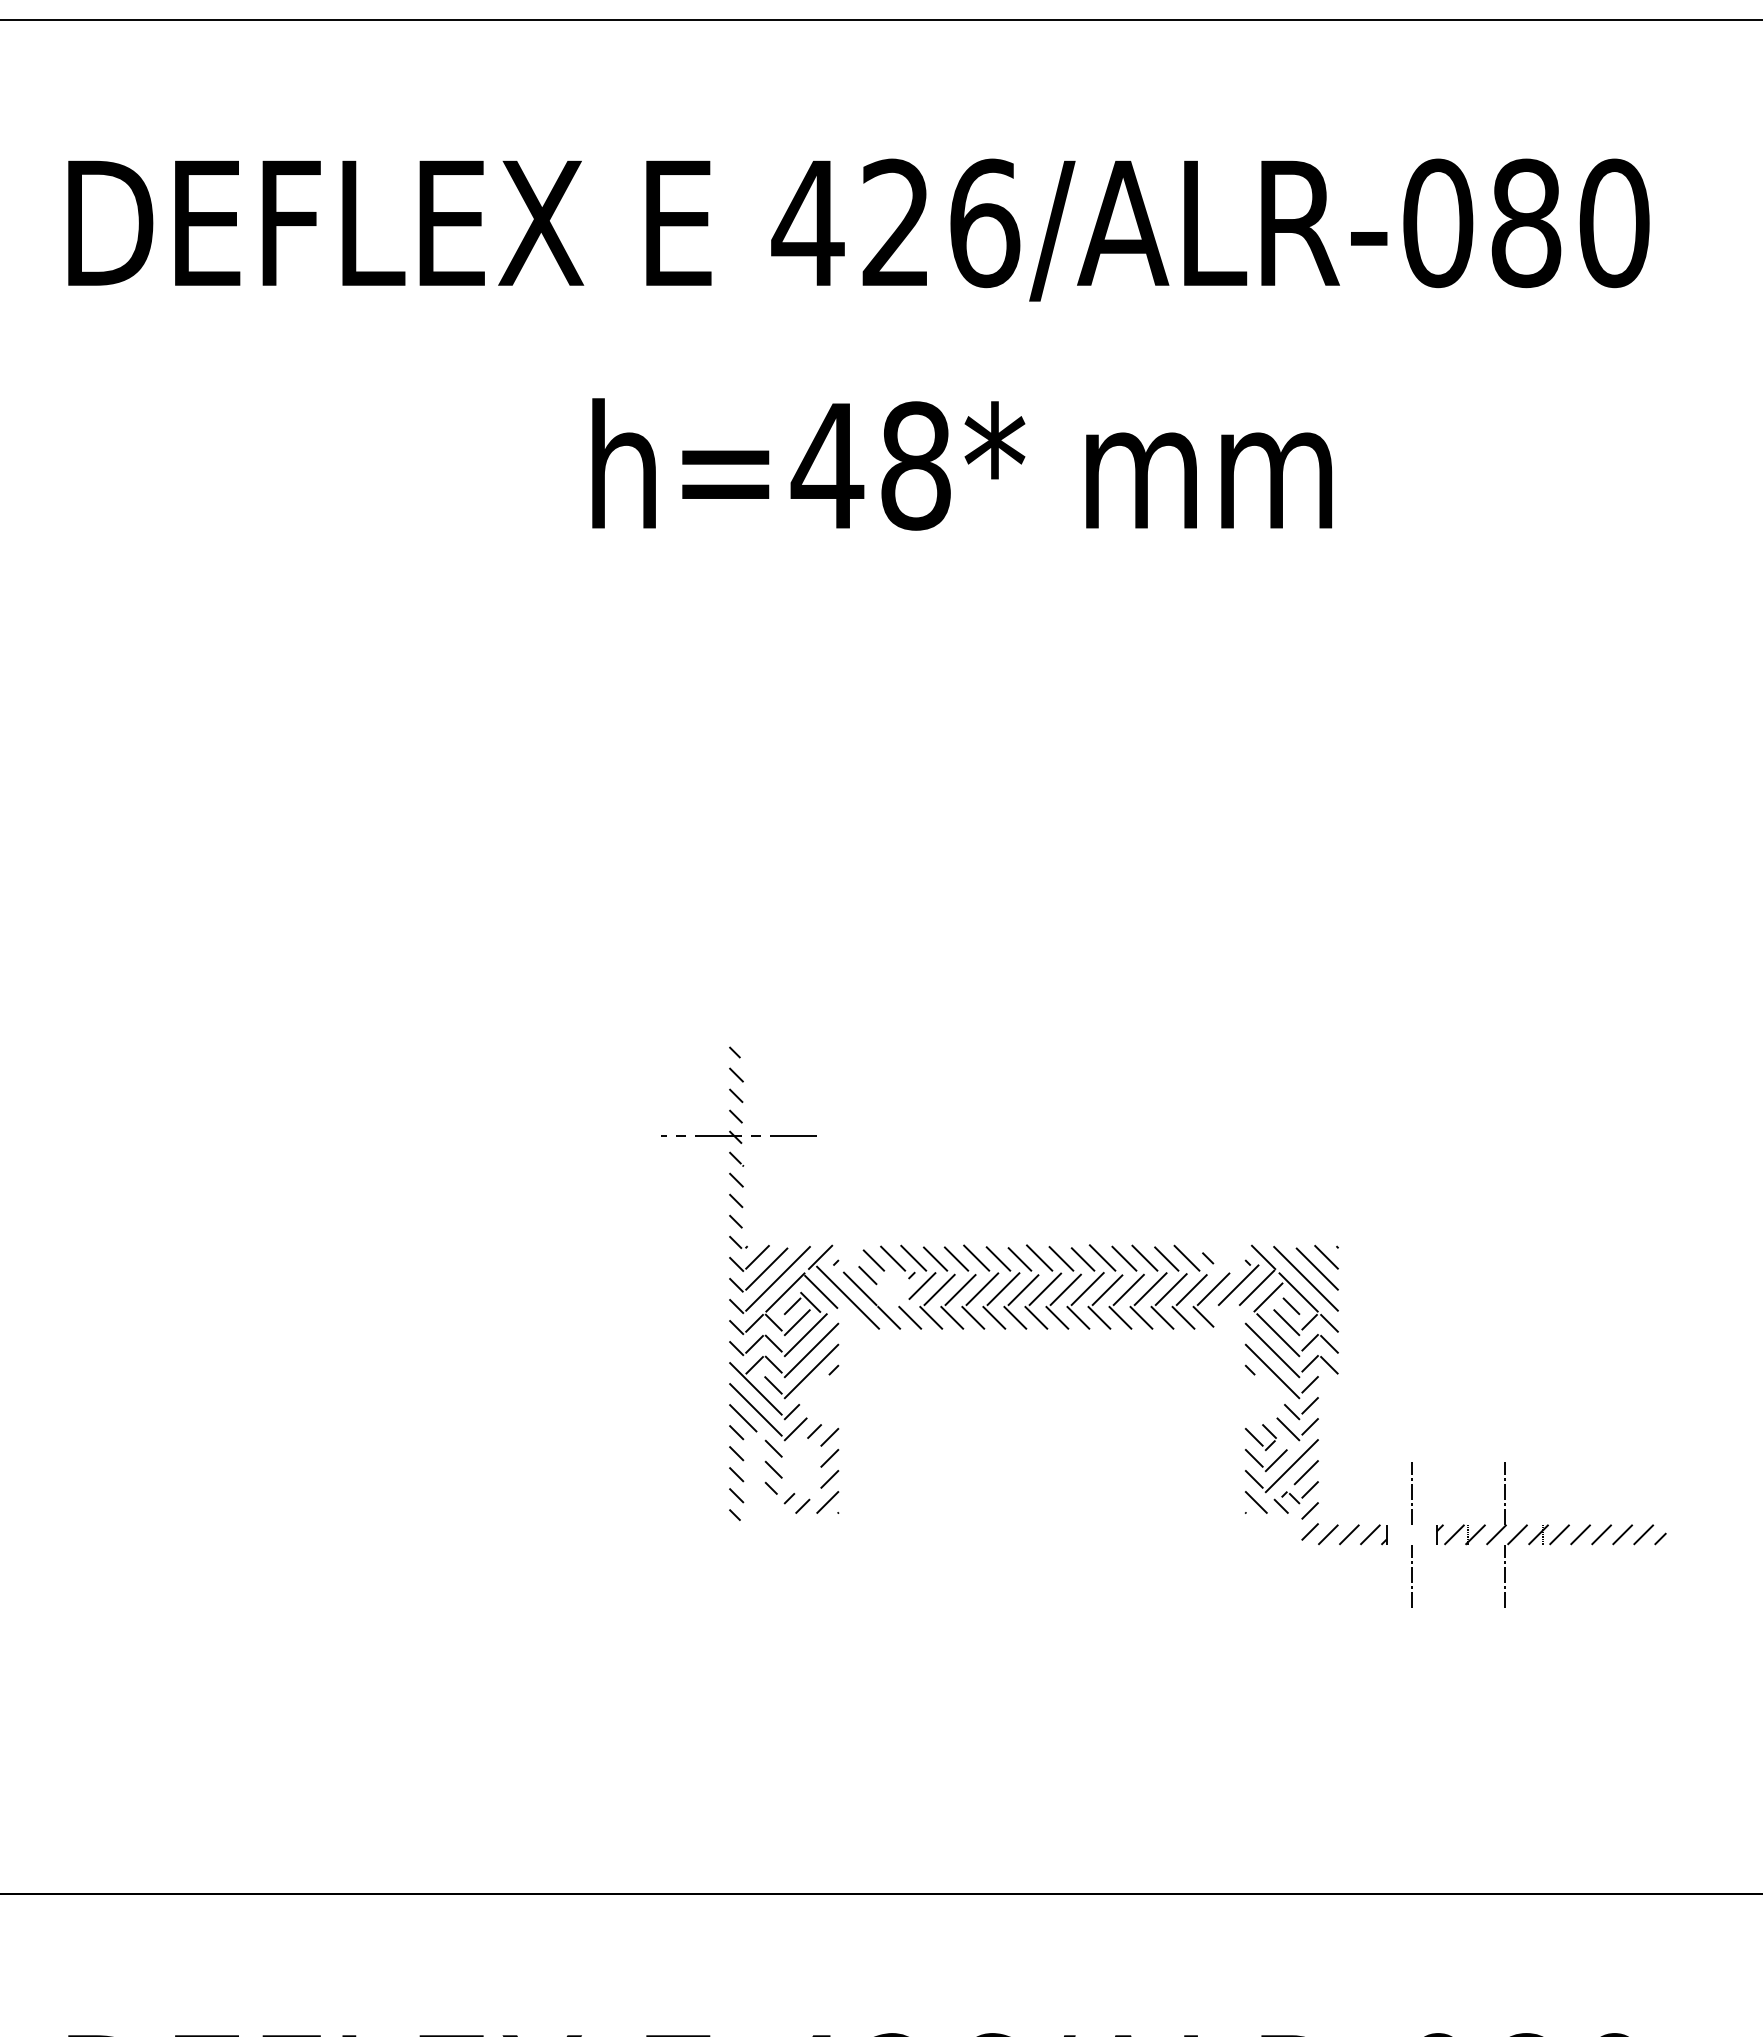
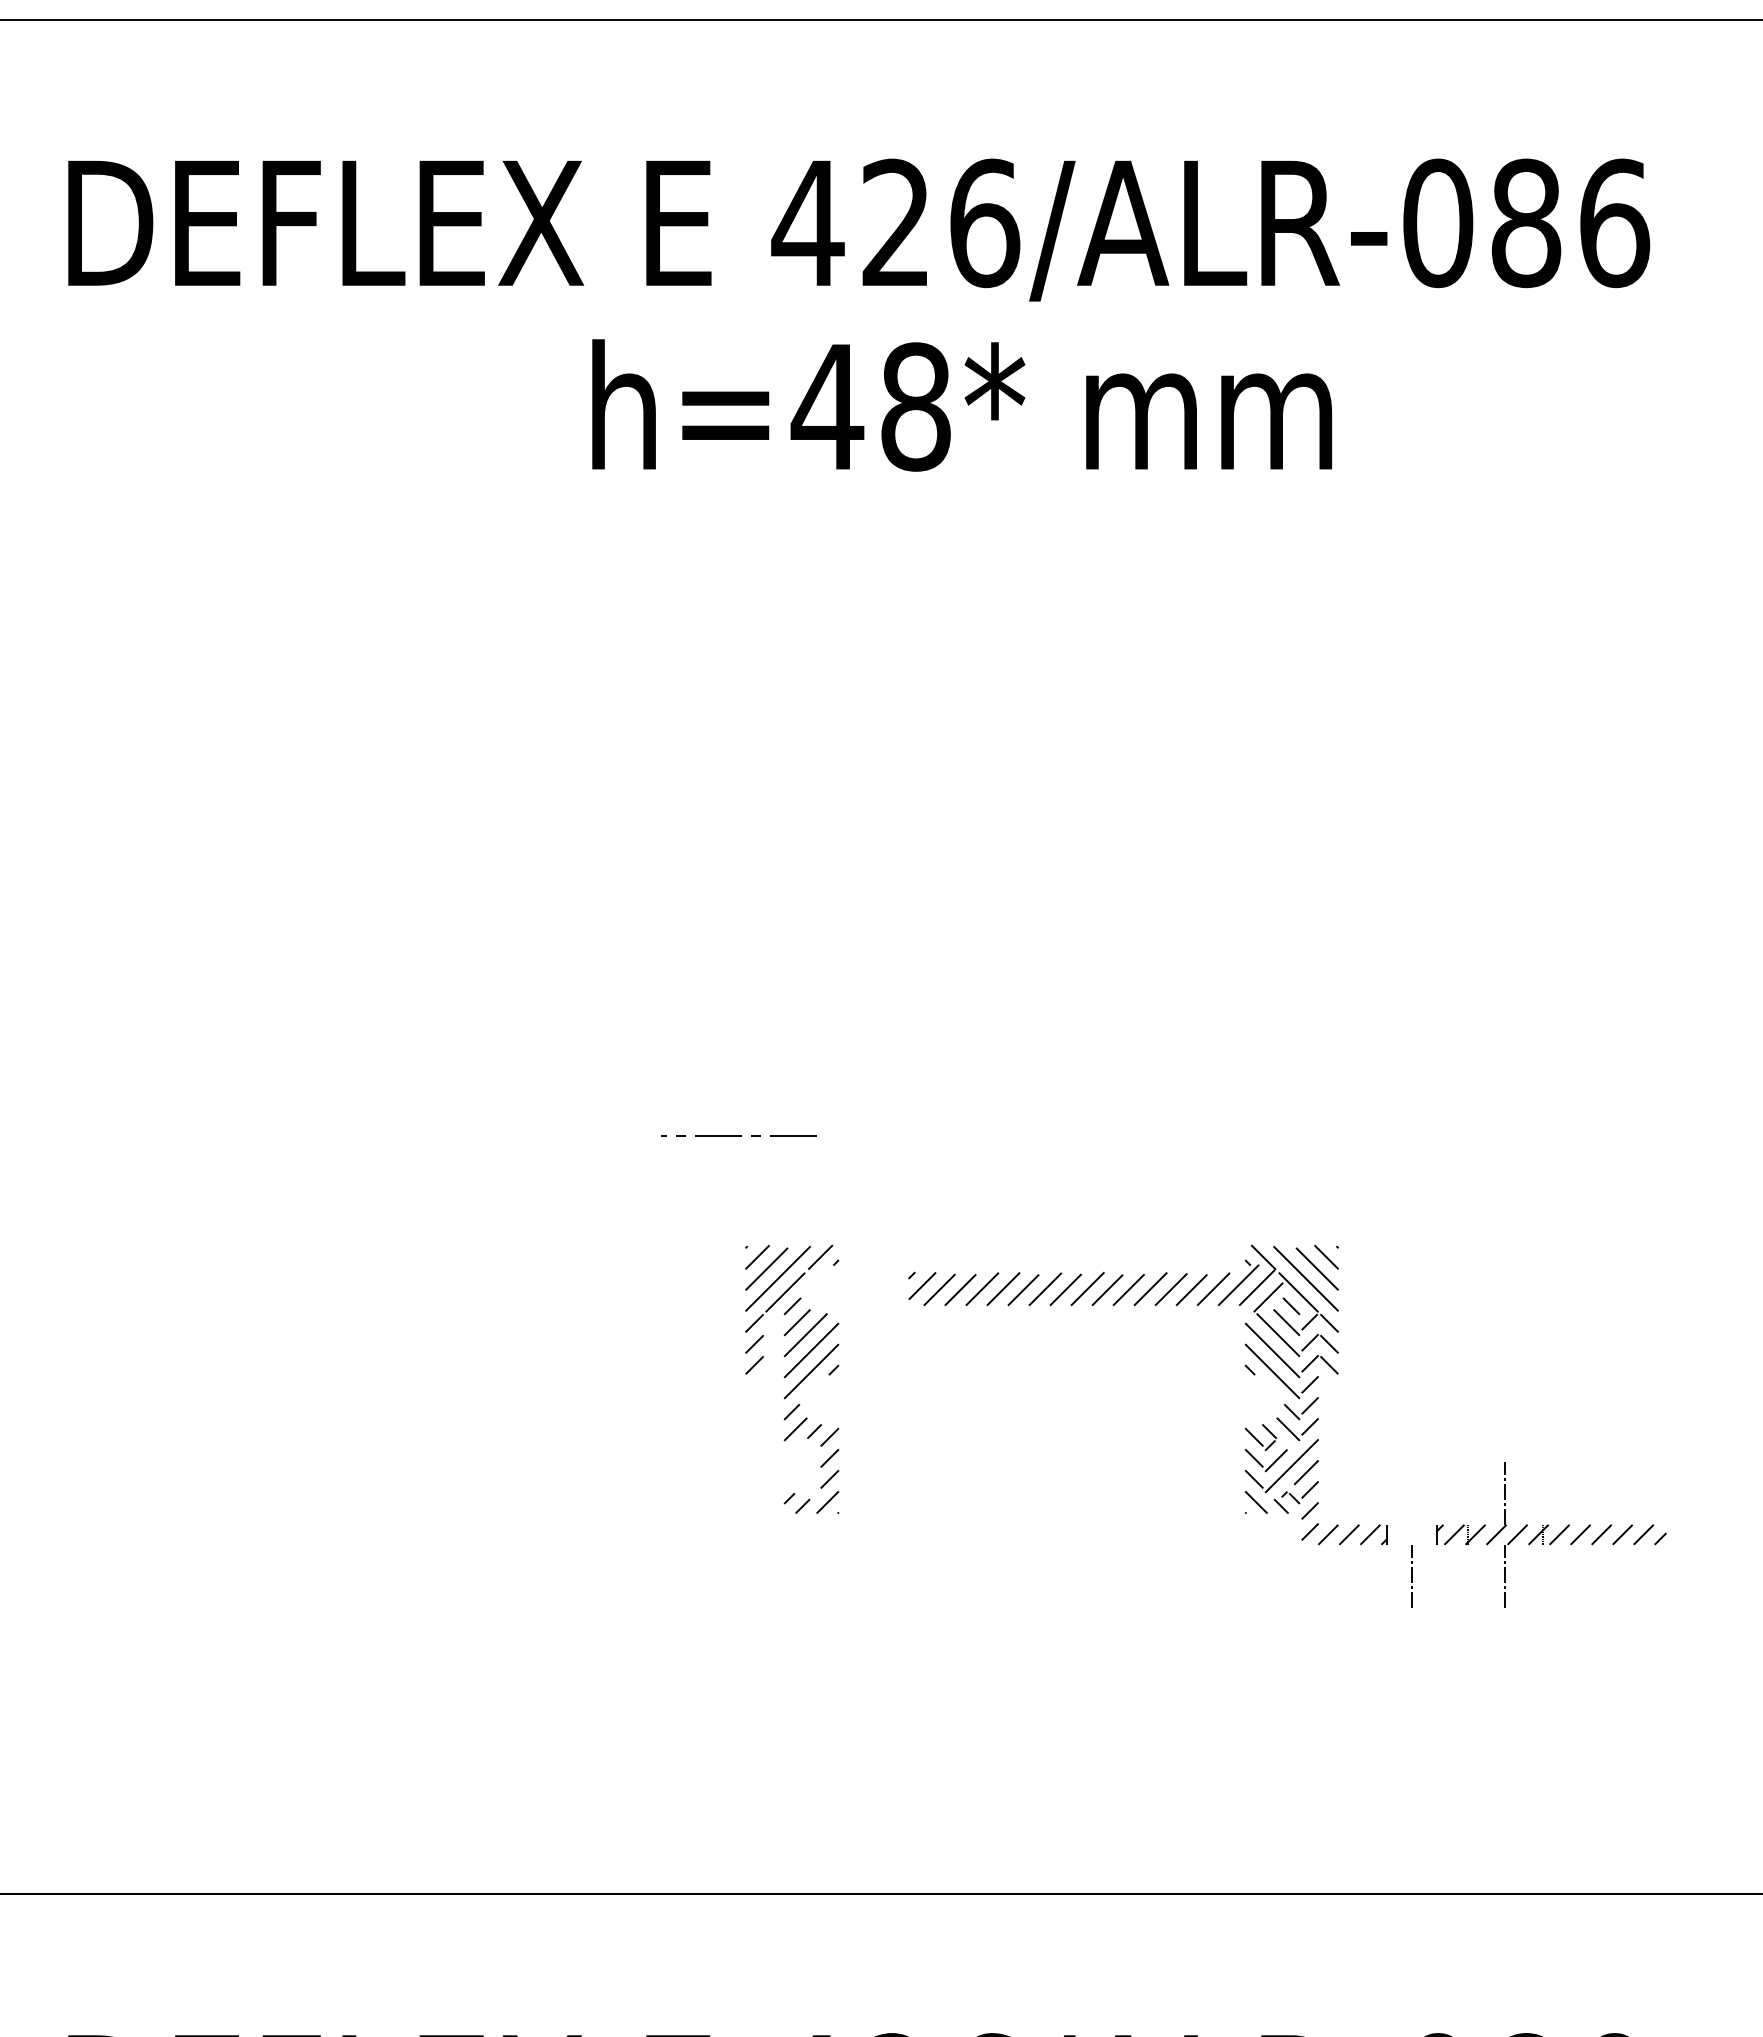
text: 426/ALR-080 -> 426/ALR-086 (1614, 223)
text position: (961, 464) -> (961, 405) (961, 405)
hatch: present -> none (755, 1283)
hatch: present -> none (1007, 1286)
line: present -> none (1411, 1493)
